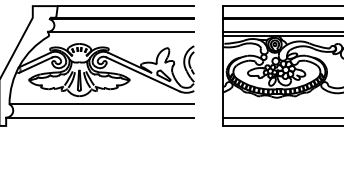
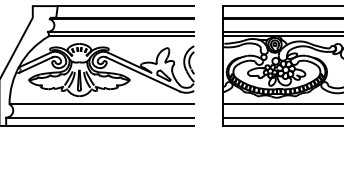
line: none -> present (121, 35)
line: none -> present (281, 104)
line: none -> present (100, 125)
